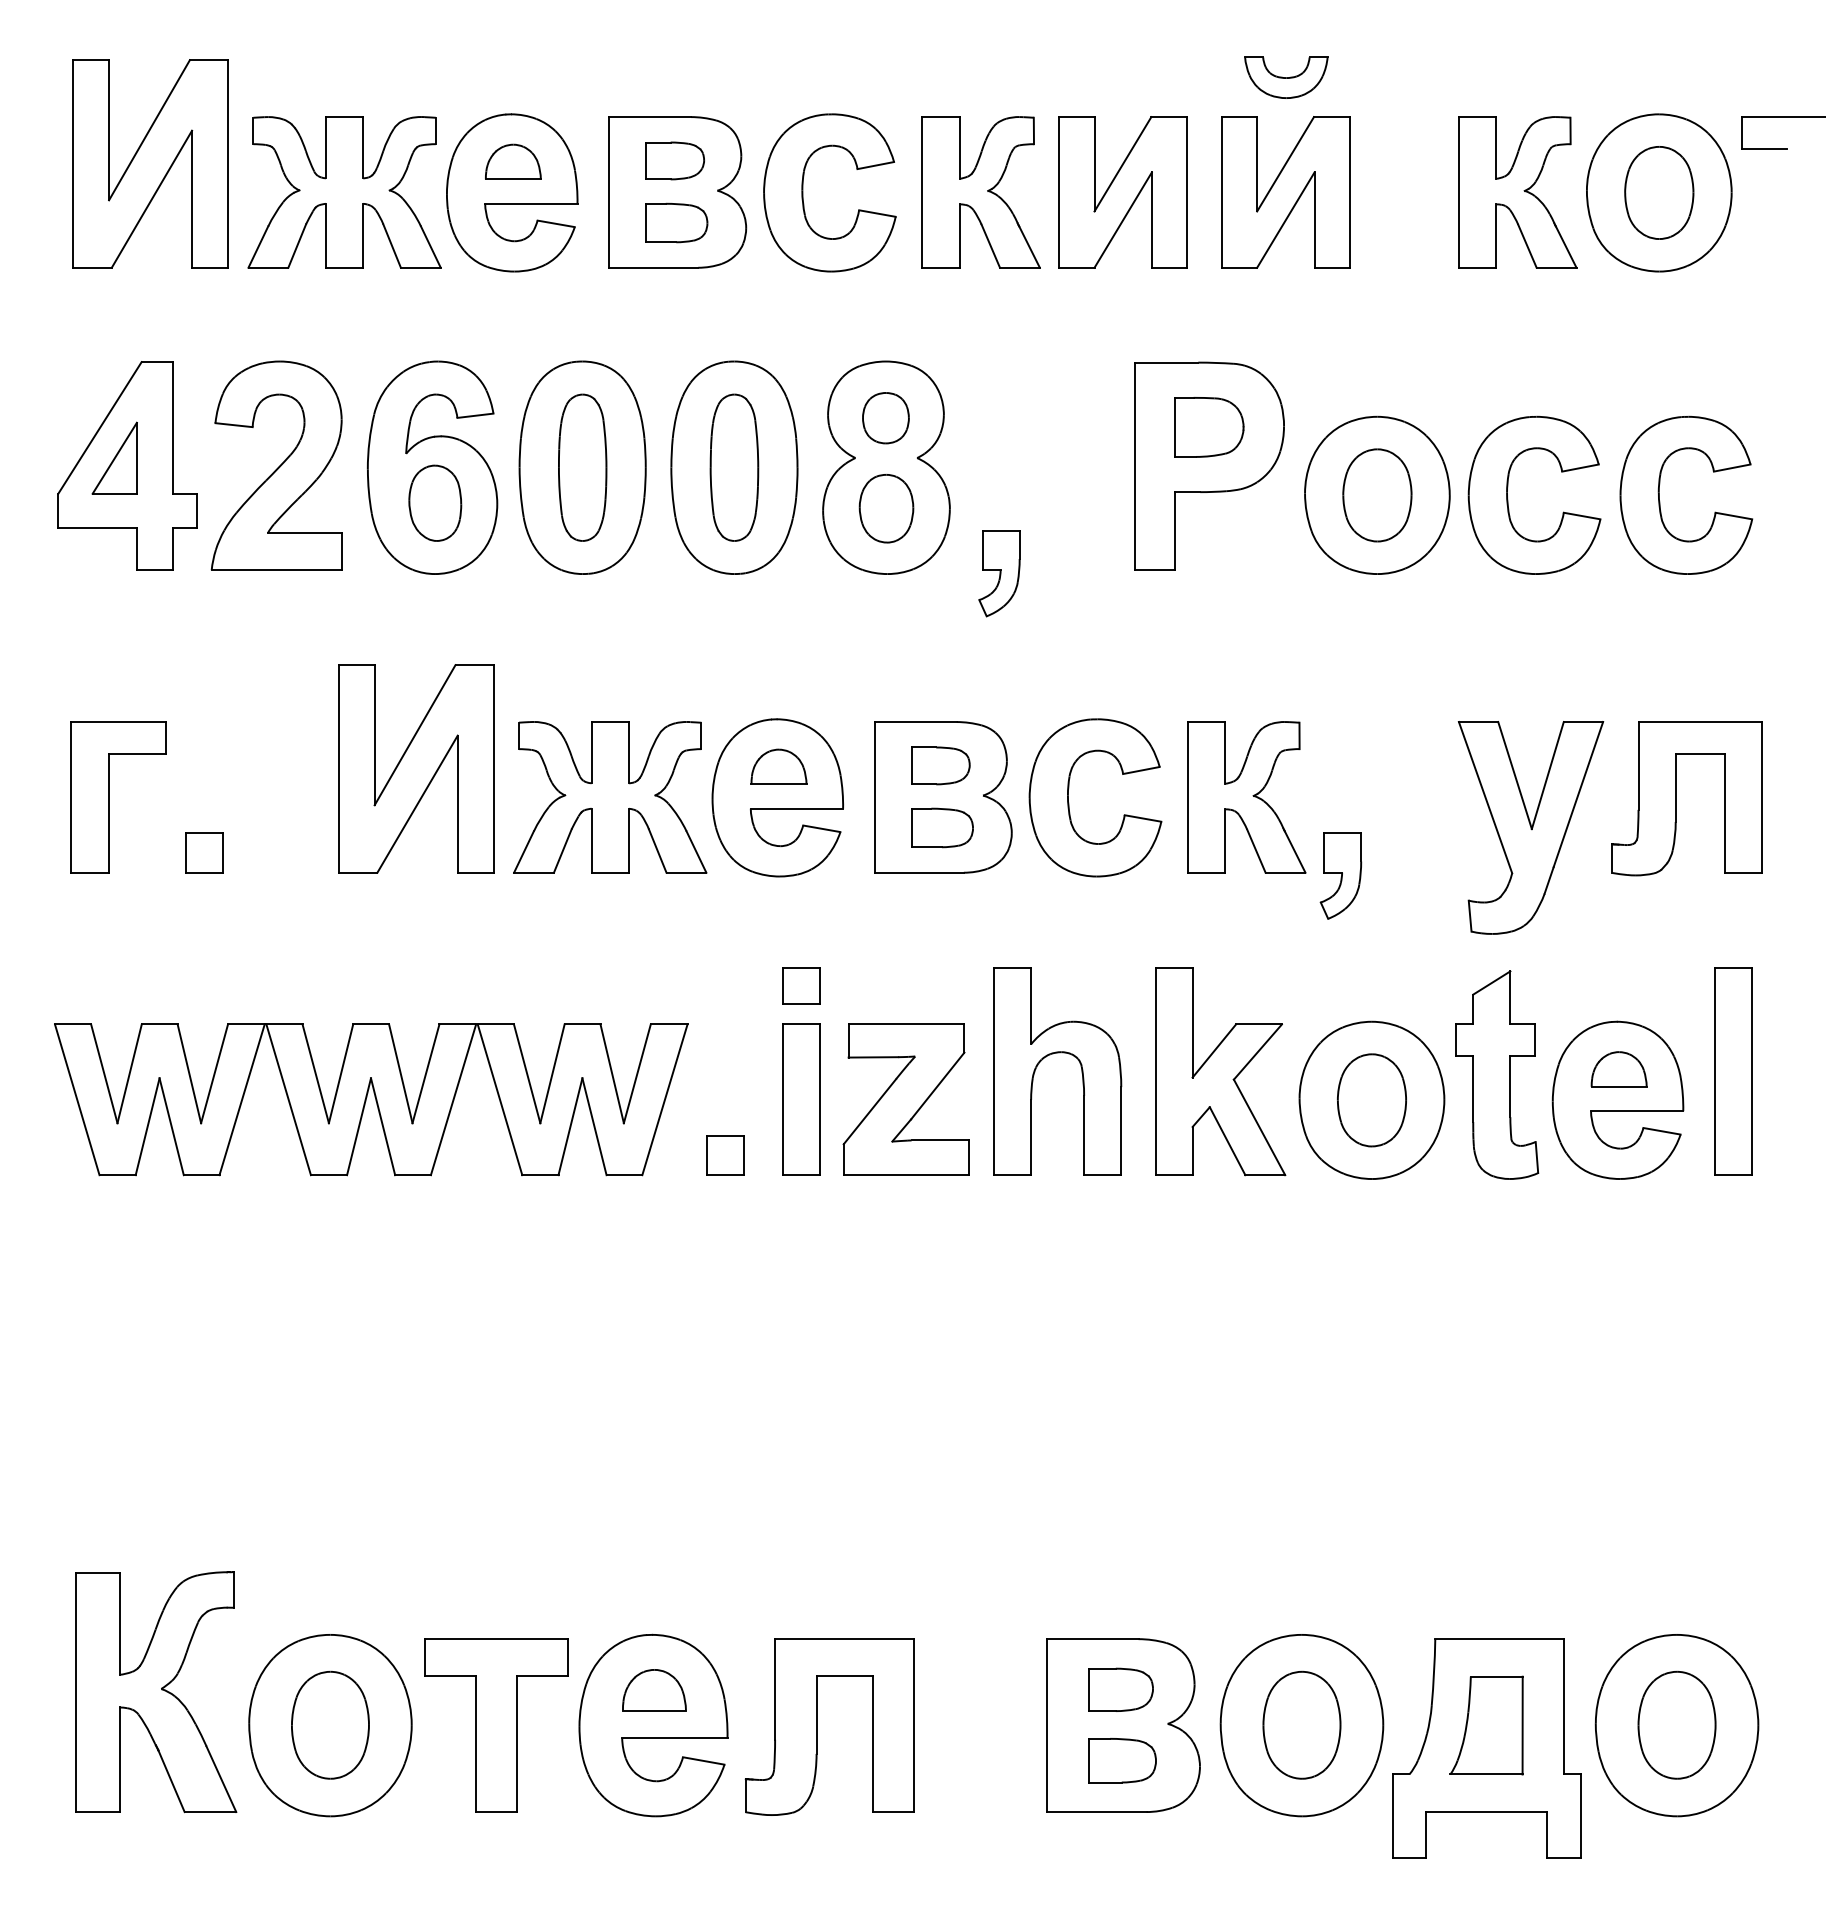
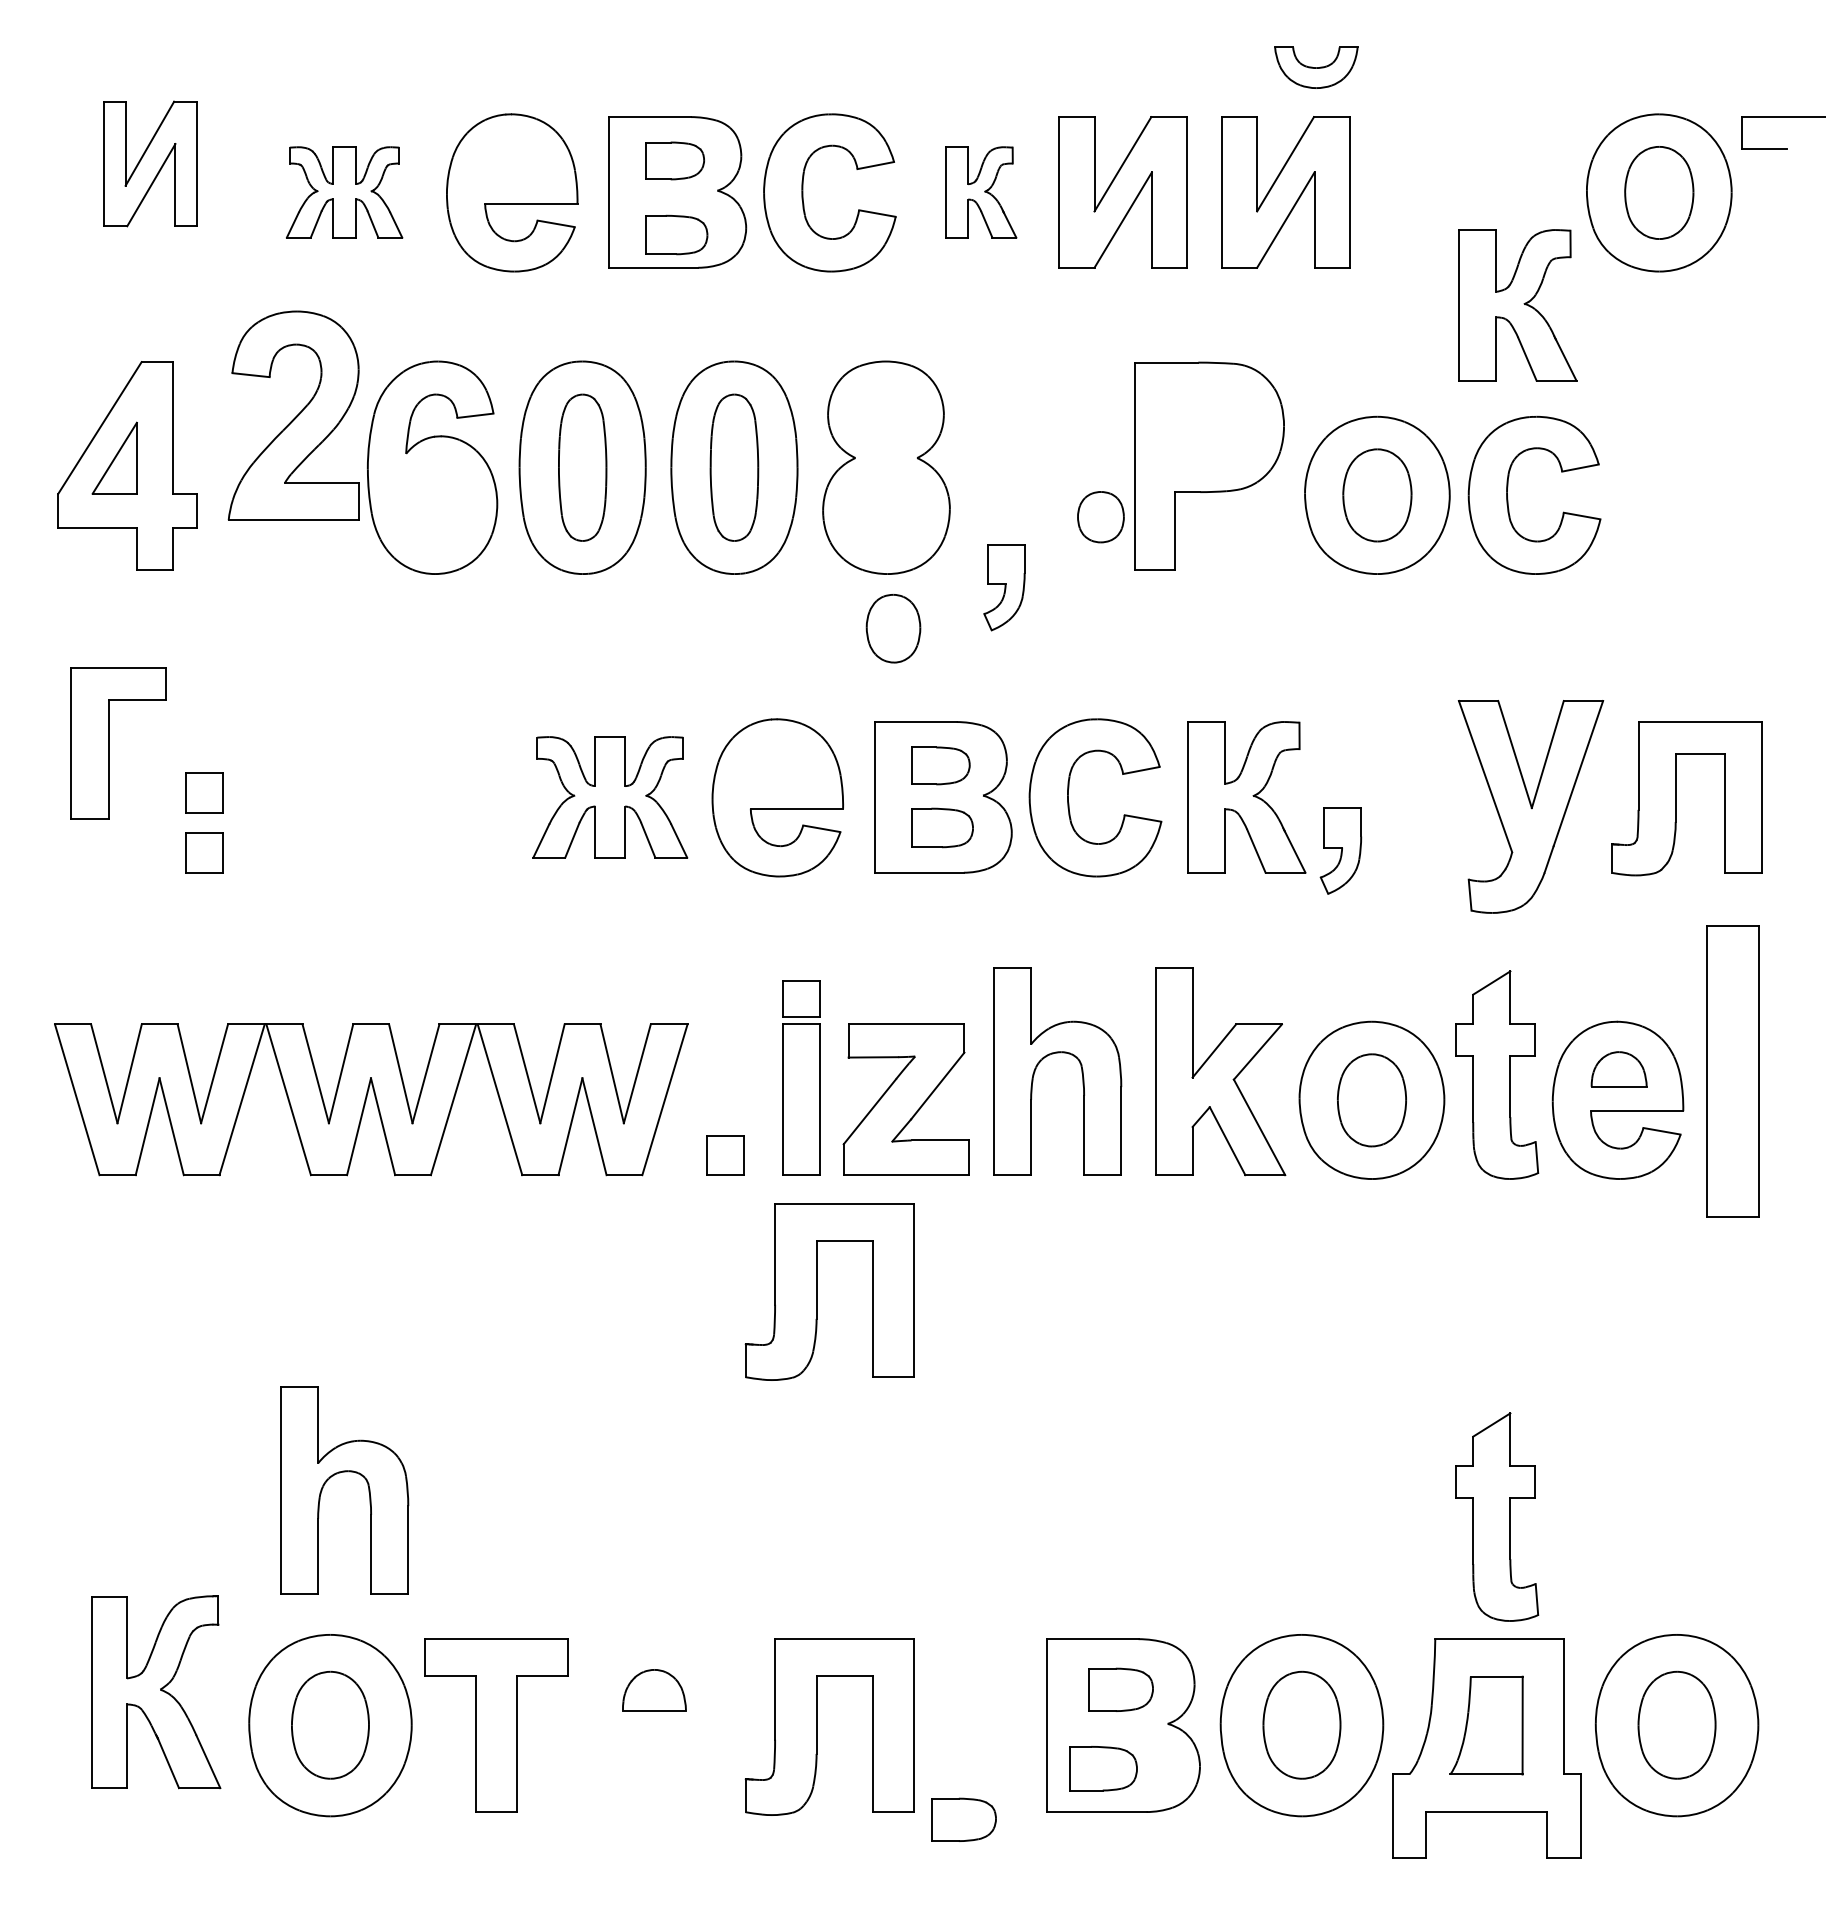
part position: (1286, 77) -> (1316, 67) (1316, 67)
part: present -> none (513, 161)
part size: 157x210 px -> 95x128 px (150, 163)
part size: 195x153 px -> 118x93 px (344, 192)
part size: 120x153 px -> 73x93 px (981, 192)
part position: (1517, 192) -> (1517, 305) (1517, 305)
part position: (676, 222) -> (676, 234) (676, 234)
part position: (885, 418) -> (1100, 517) (1100, 517)
part: present -> none (1209, 427)
part position: (276, 465) -> (293, 415) (293, 415)
part: present -> none (1660, 501)
part: present -> none (435, 502)
part position: (886, 508) -> (893, 628) (893, 628)
part position: (999, 573) -> (1004, 587) (1004, 587)
part: present -> none (778, 766)
part: present -> none (416, 768)
part: none -> present (204, 792)
part position: (109, 797) -> (109, 743) (109, 743)
part size: 195x153 px -> 157x123 px (610, 797)
part position: (1530, 827) -> (1530, 806) (1530, 806)
part position: (1340, 875) -> (1340, 850) (1340, 850)
part position: (801, 985) -> (801, 998) (801, 998)
part size: 39x209 px -> 54x293 px (1732, 1071)
part: none -> present (817, 1291)
part: none -> present (340, 1473)
part: none -> present (1497, 1516)
part size: 163x243 px -> 131x195 px (156, 1692)
part: present -> none (653, 1725)
part position: (1122, 1760) -> (1103, 1768) (1103, 1768)
part: none -> present (963, 1819)
